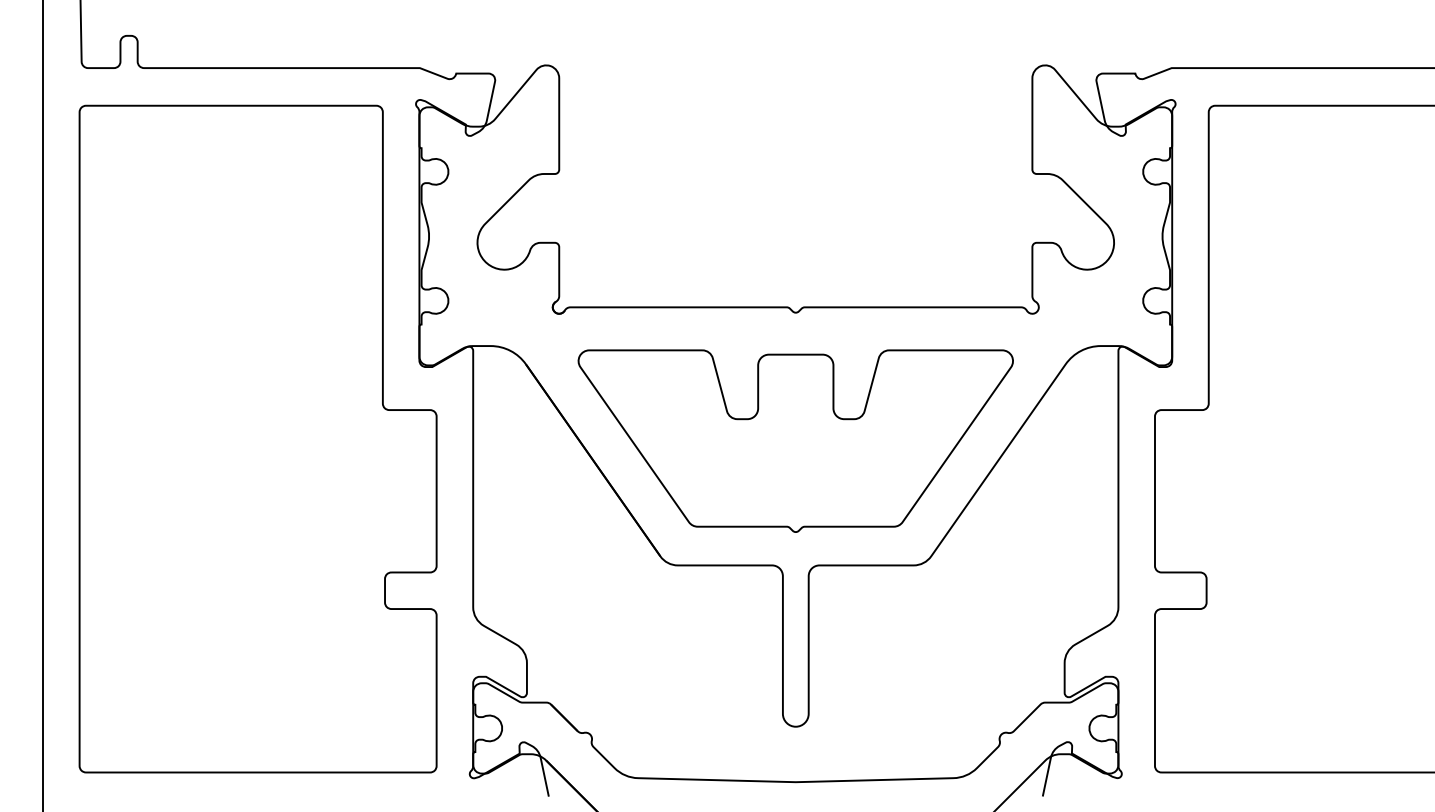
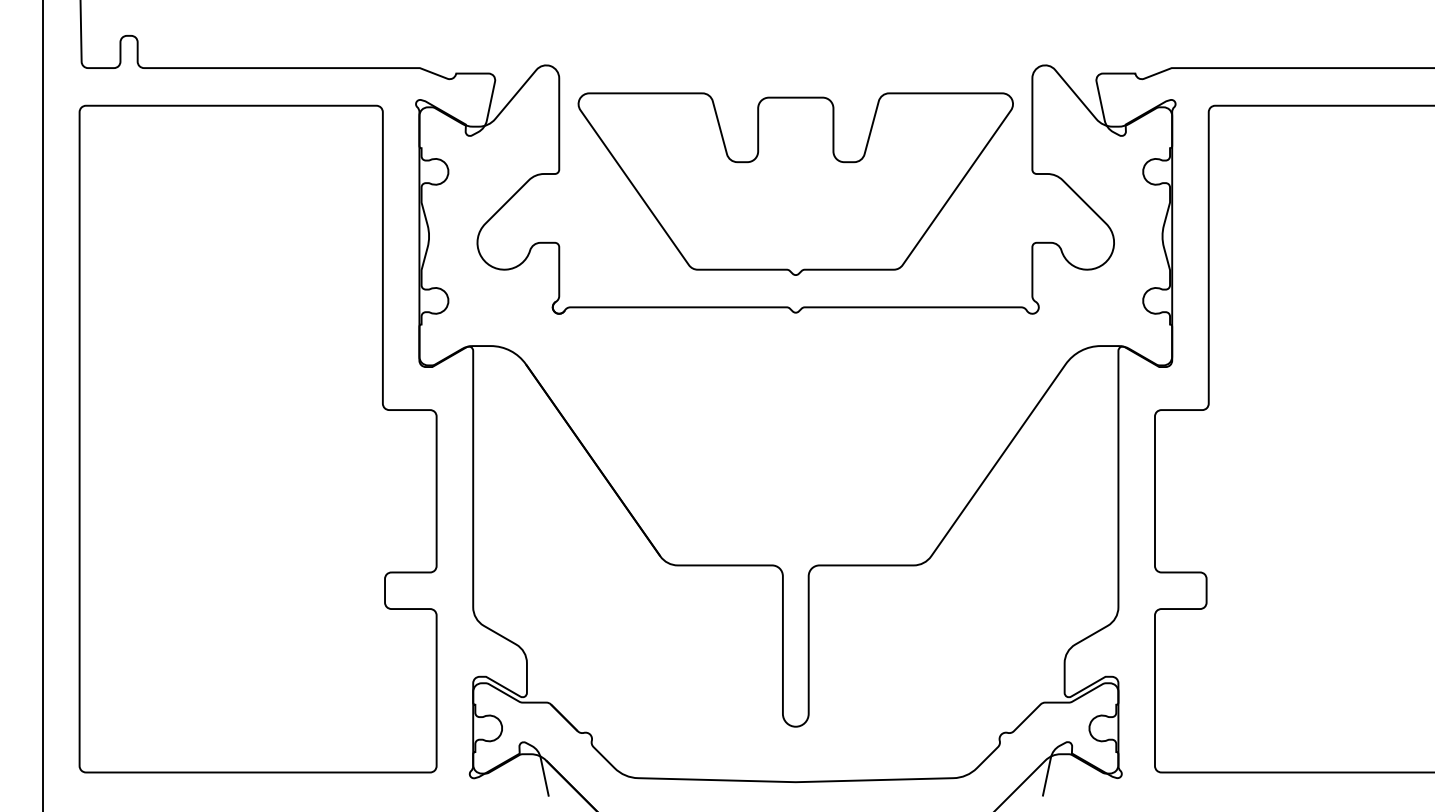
part position: (795, 440) -> (795, 183) (795, 183)
